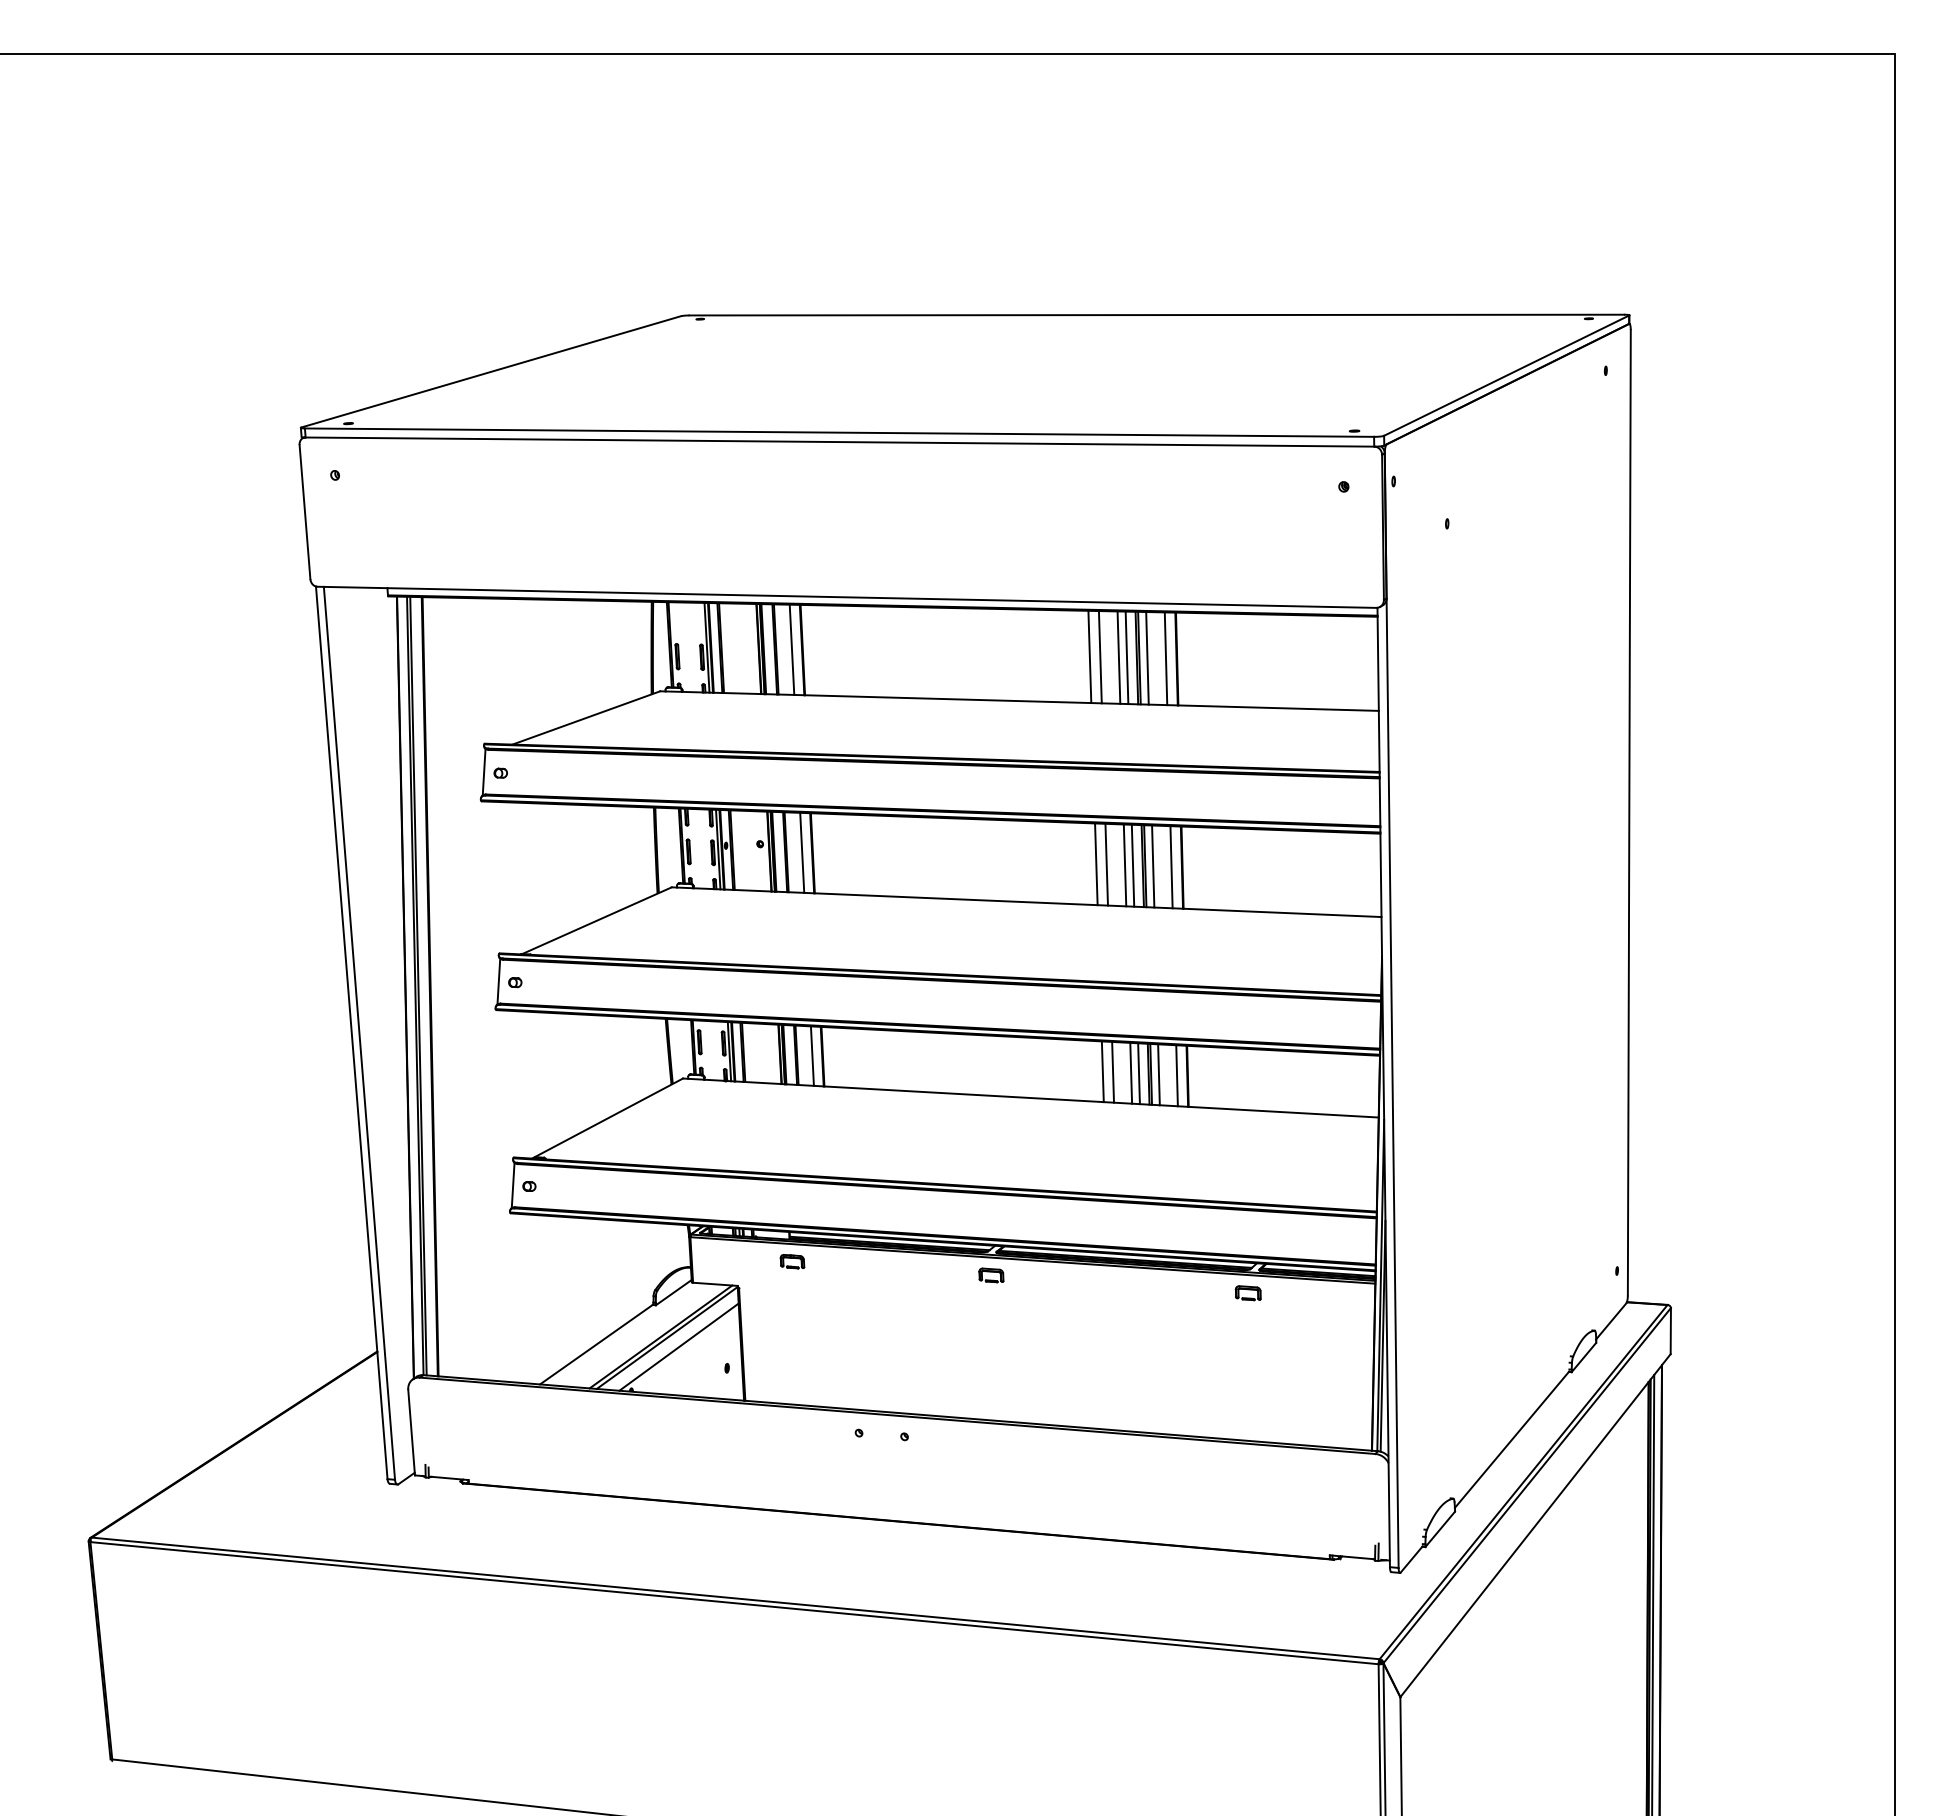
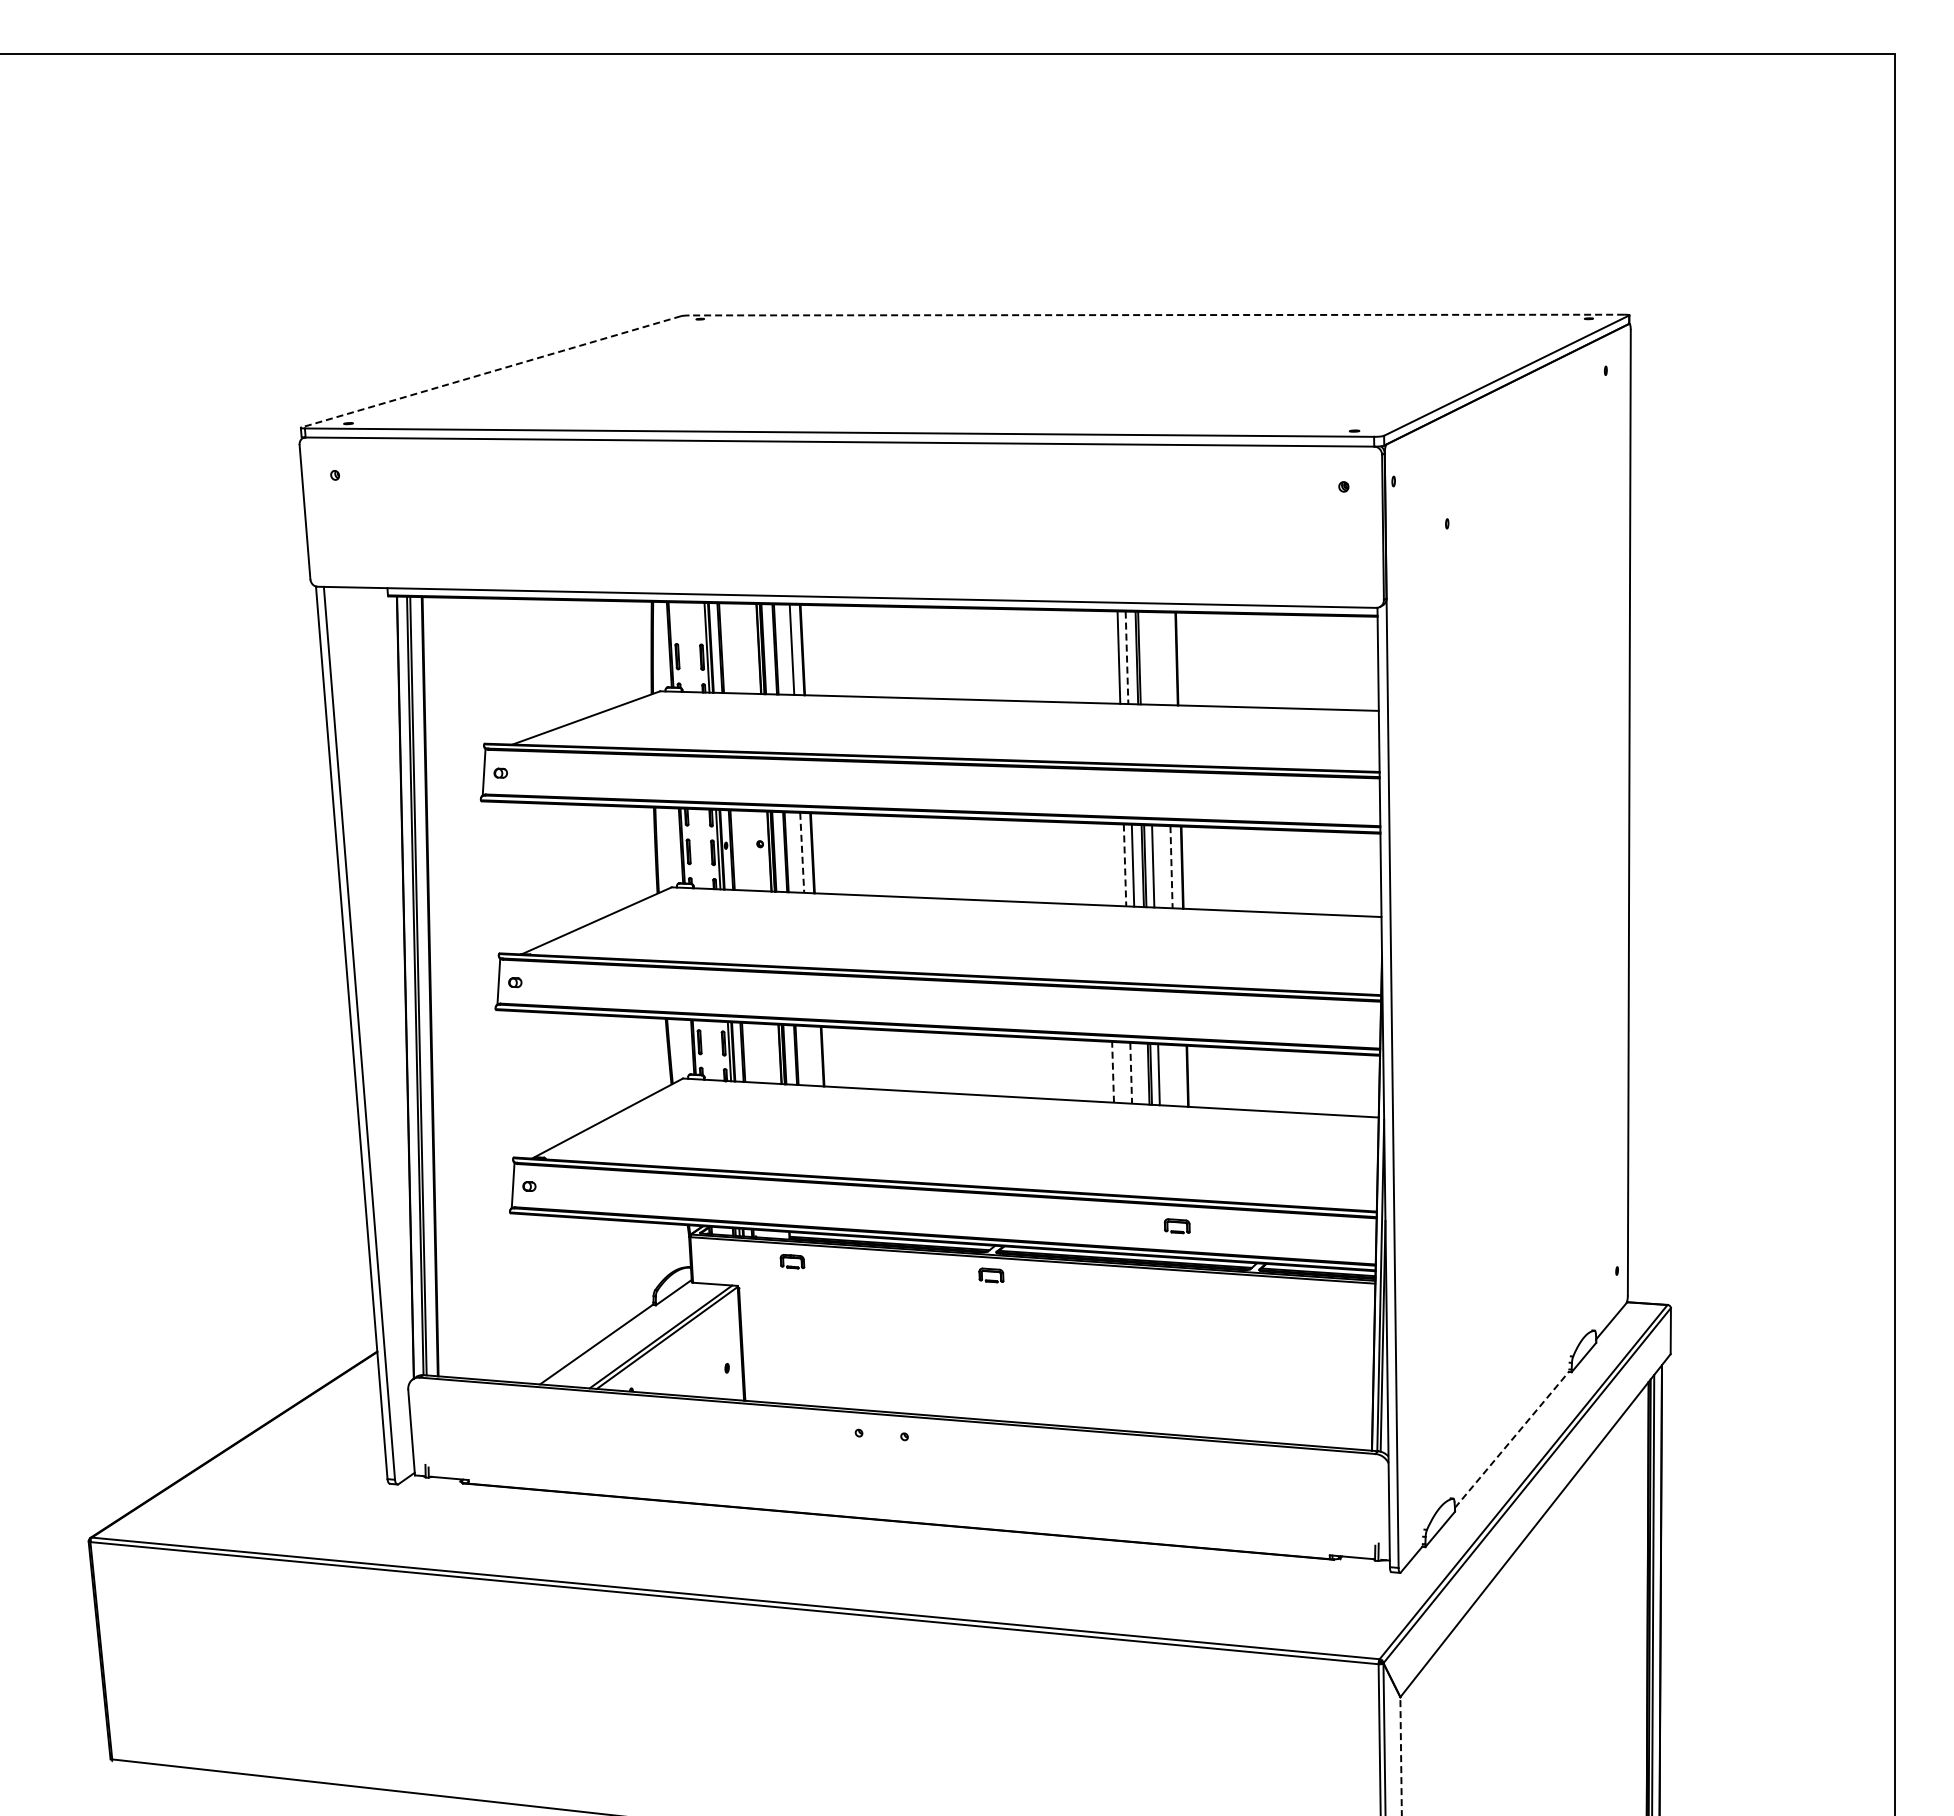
line: solid -> dashed (1156, 315)
line: solid -> dashed (491, 371)
line: present -> none (1089, 656)
line: present -> none (1099, 657)
line: solid -> dashed (1127, 658)
line: present -> none (1147, 658)
line: present -> none (1165, 658)
line: solid -> dashed (802, 853)
line: present -> none (1096, 864)
line: present -> none (1106, 864)
line: solid -> dashed (1125, 865)
line: solid -> dashed (1171, 867)
line: present -> none (811, 1055)
line: present -> none (1102, 1071)
line: solid -> dashed (1113, 1071)
line: solid -> dashed (1131, 1073)
line: present -> none (1138, 1073)
line: present -> none (1176, 1075)
part position: (1247, 1293) -> (1176, 1226) (1176, 1226)
line: present -> none (678, 1346)
line: solid -> dashed (1512, 1439)
line: solid -> dashed (1401, 1756)
